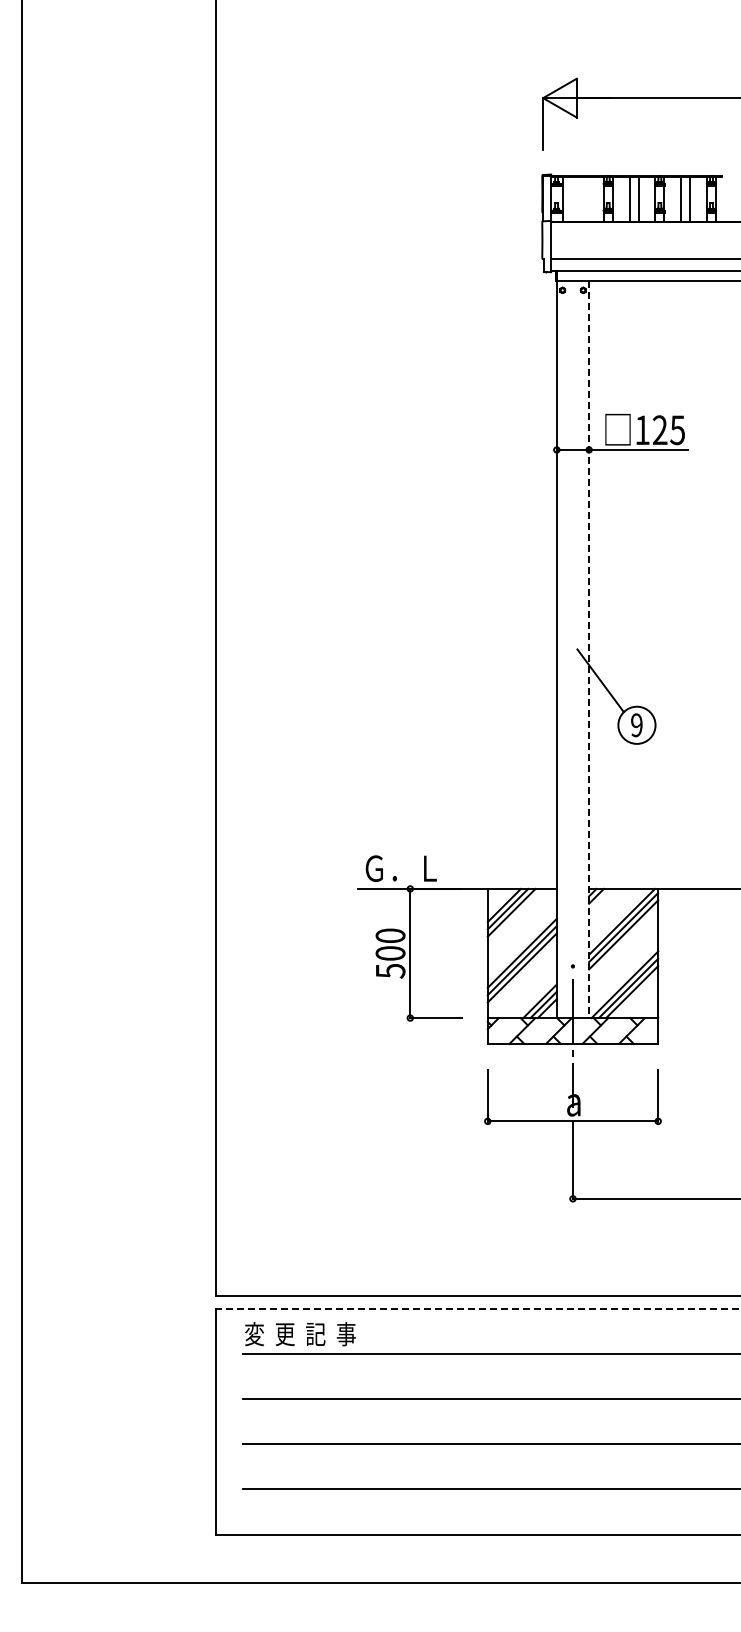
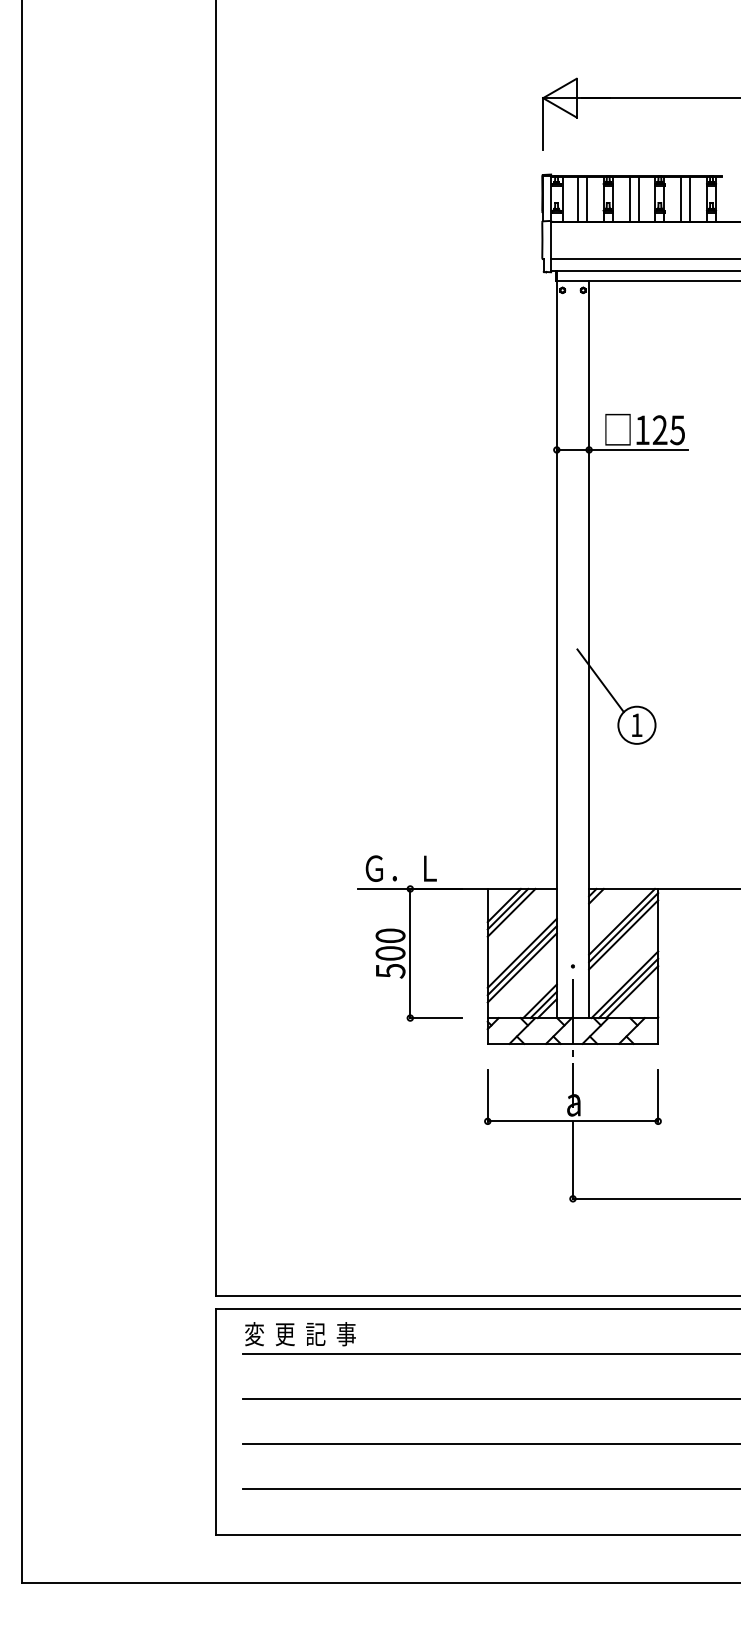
line: none -> present (577, 199)
line: none -> present (586, 199)
line: dashed -> solid (589, 649)
text: 9 -> 1 (636, 725)
line: dashed -> solid (477, 1308)
